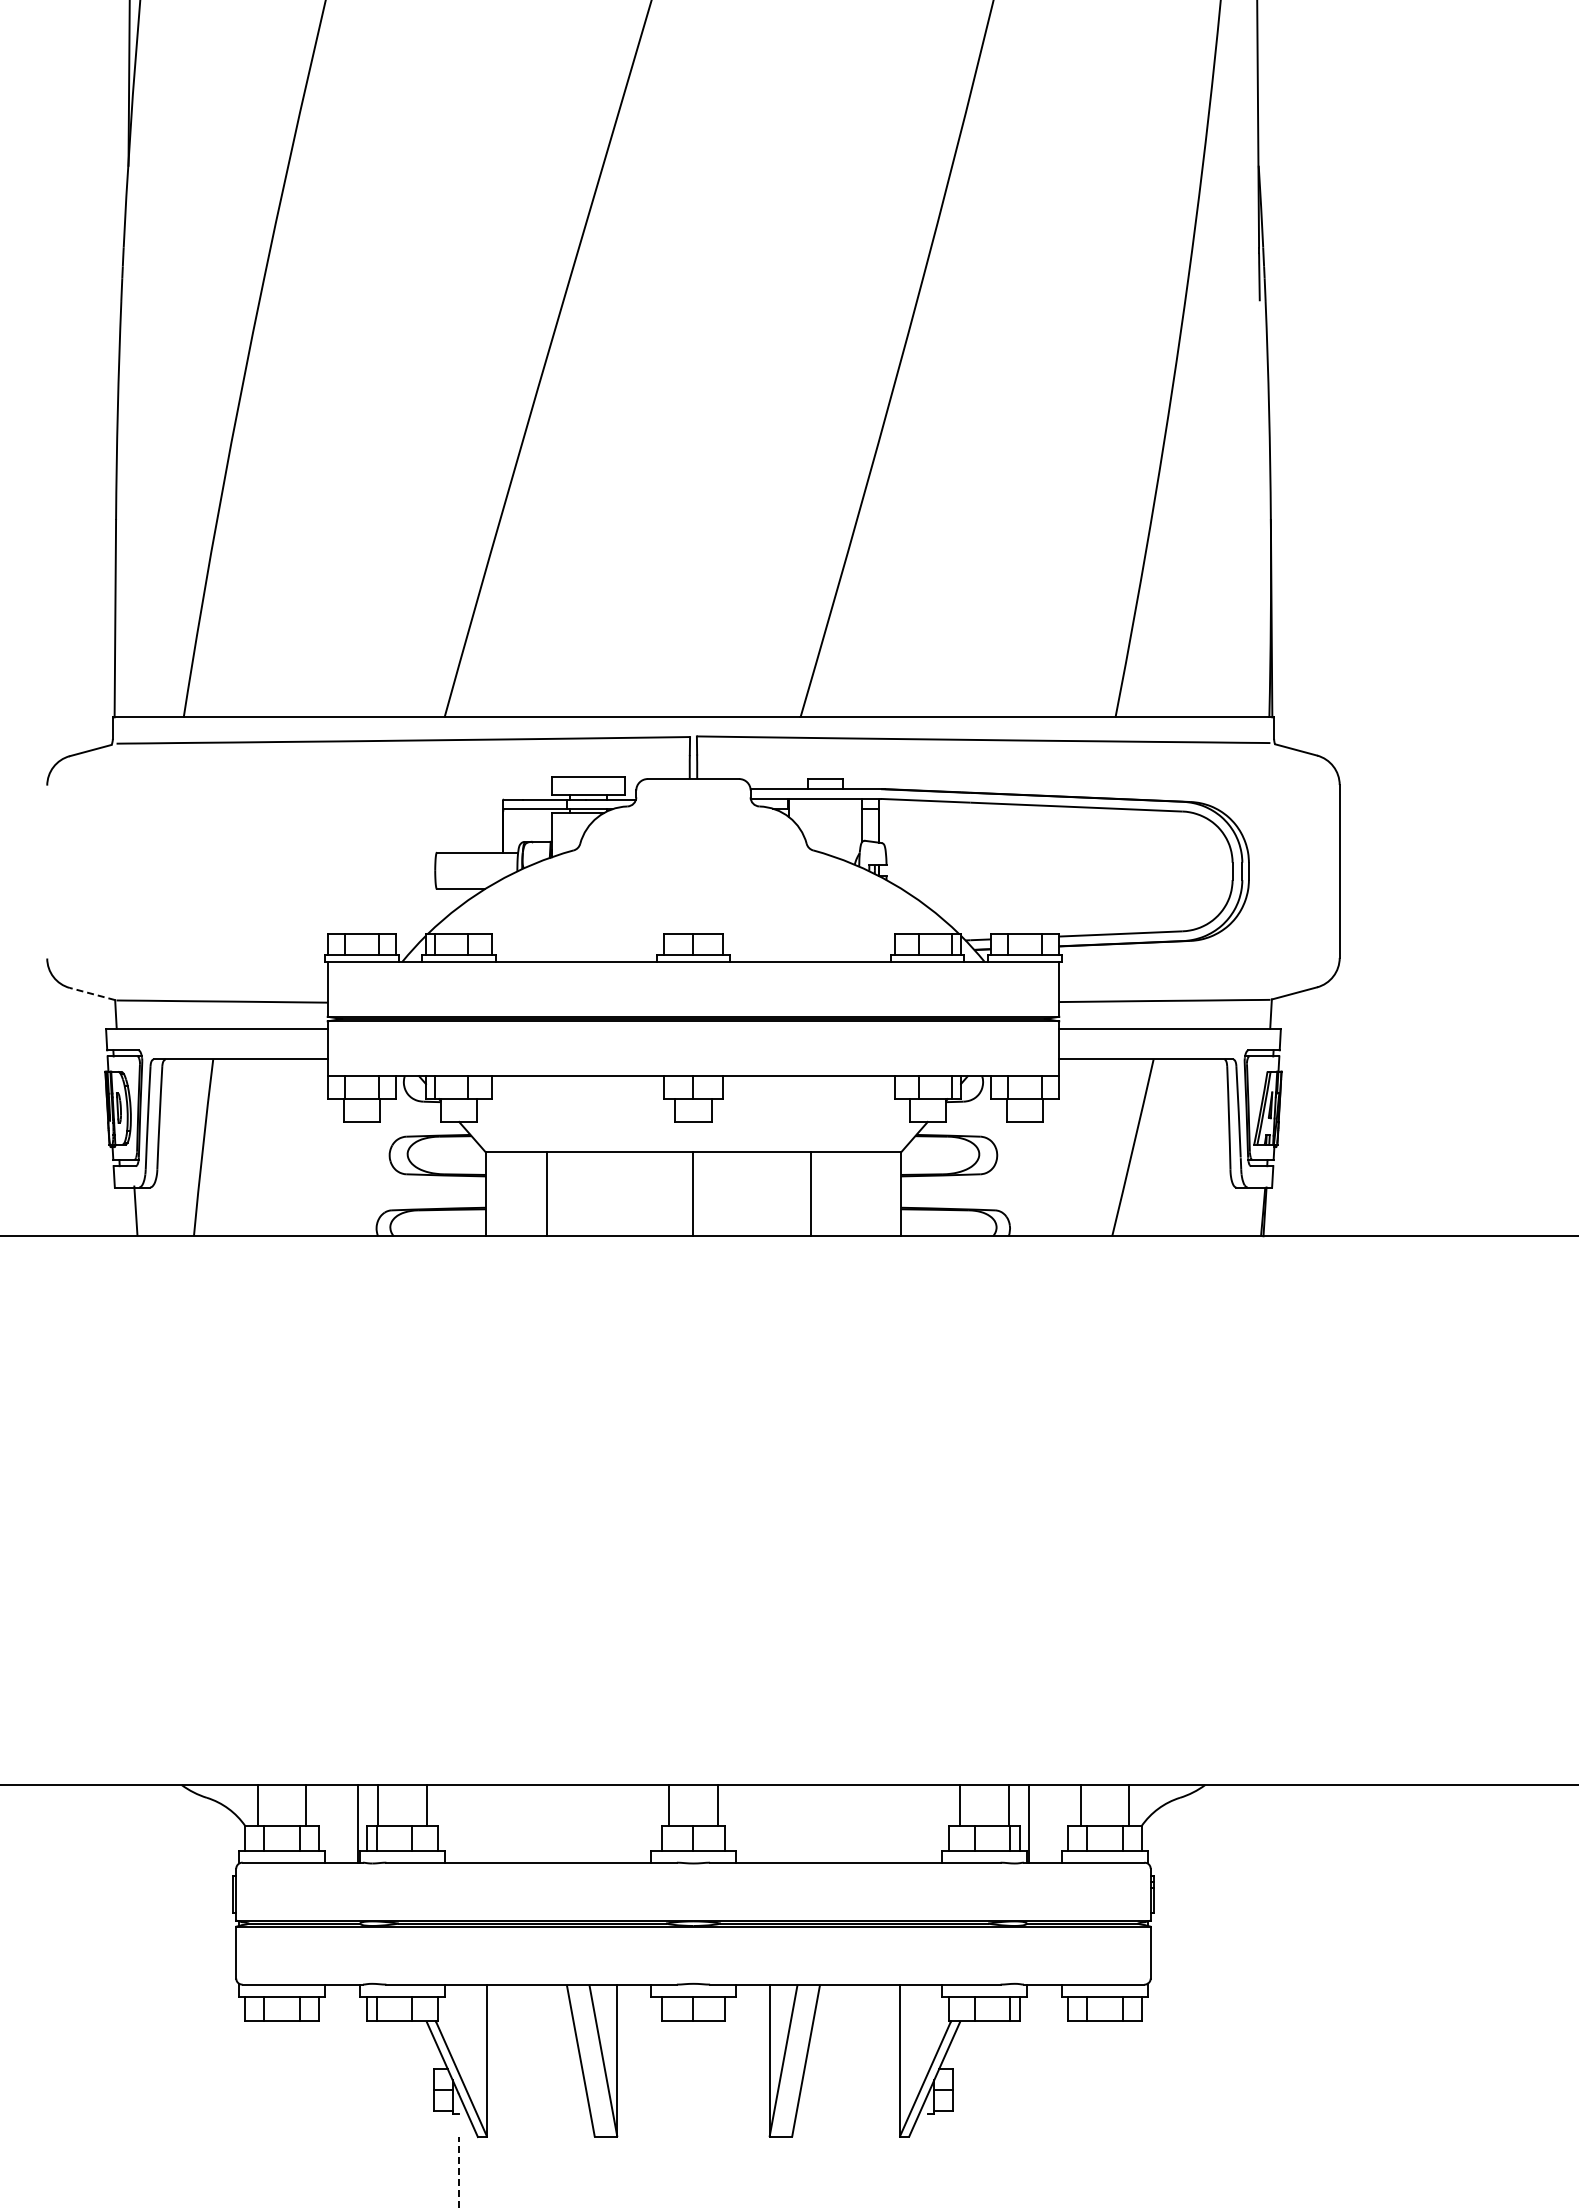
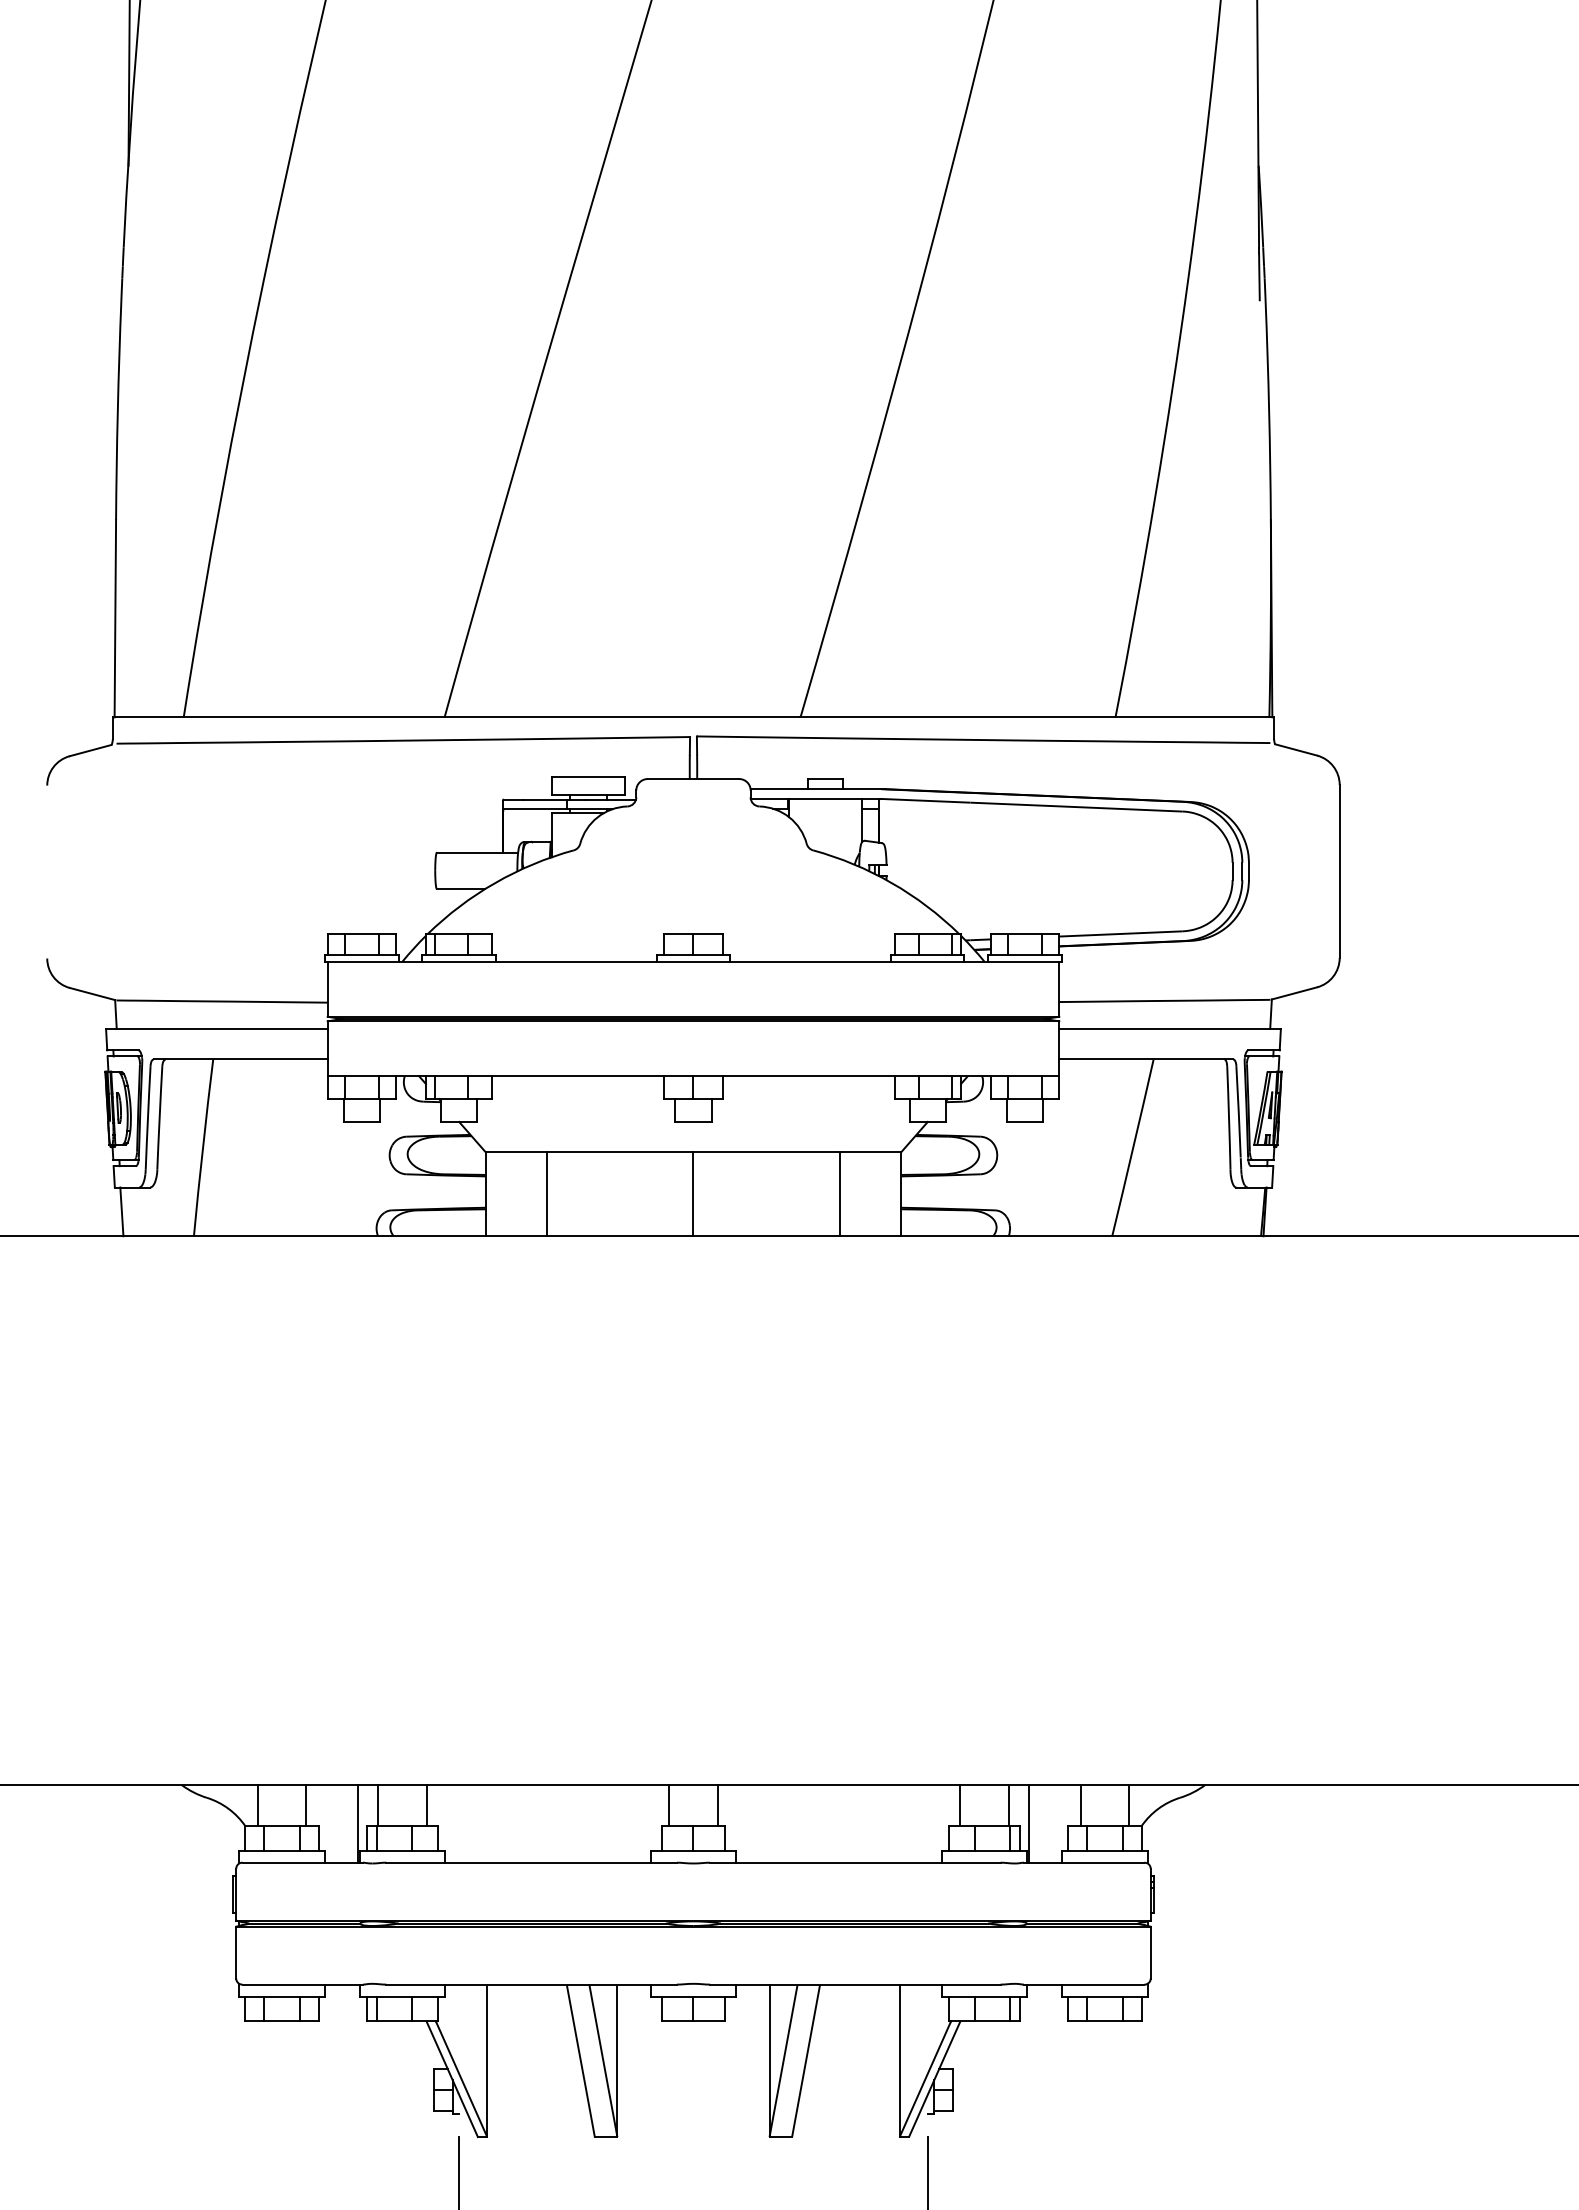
line: dashed -> solid (92, 993)
line position: (811, 1194) -> (840, 1194) (840, 1194)
line position: (135, 1210) -> (121, 1211) (121, 1211)
line: none -> present (928, 2171)
line: dashed -> solid (458, 2172)
